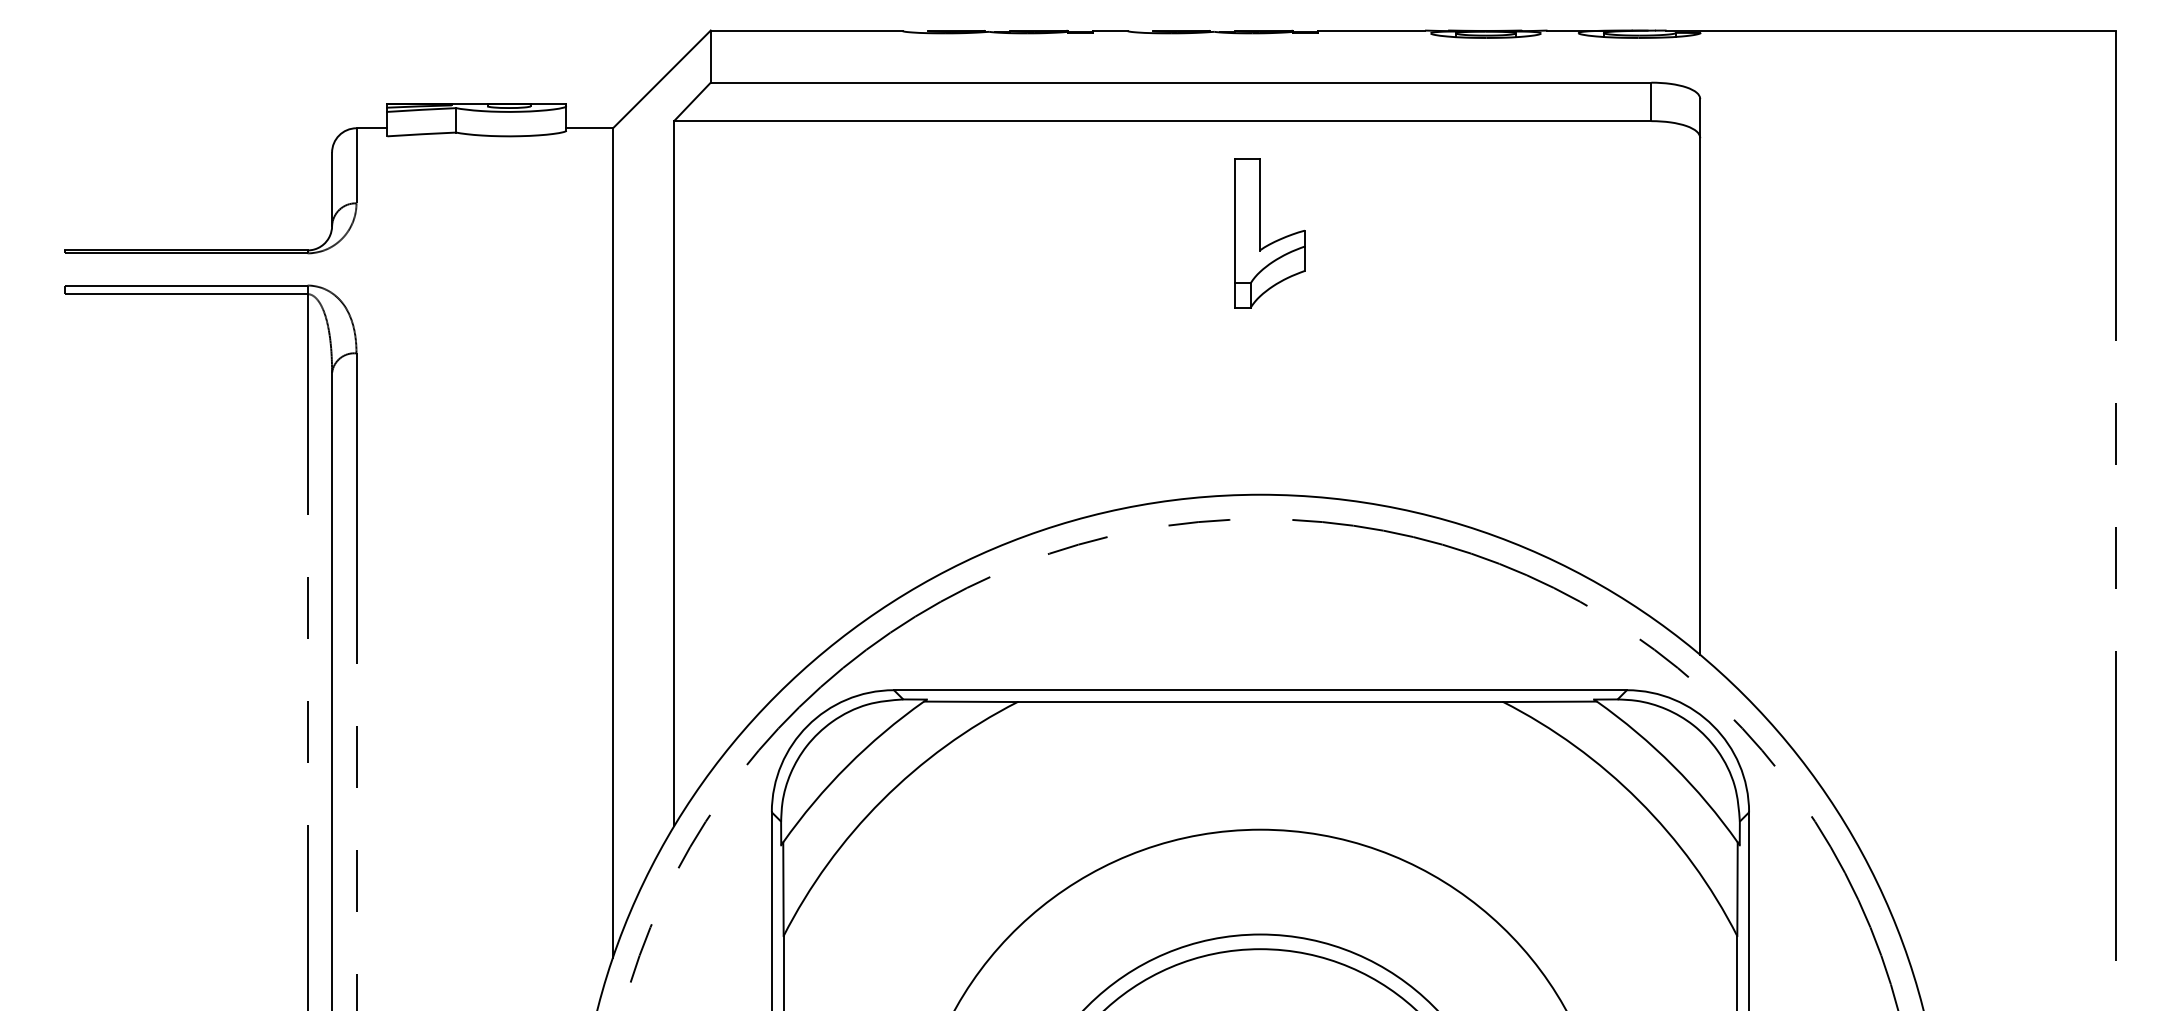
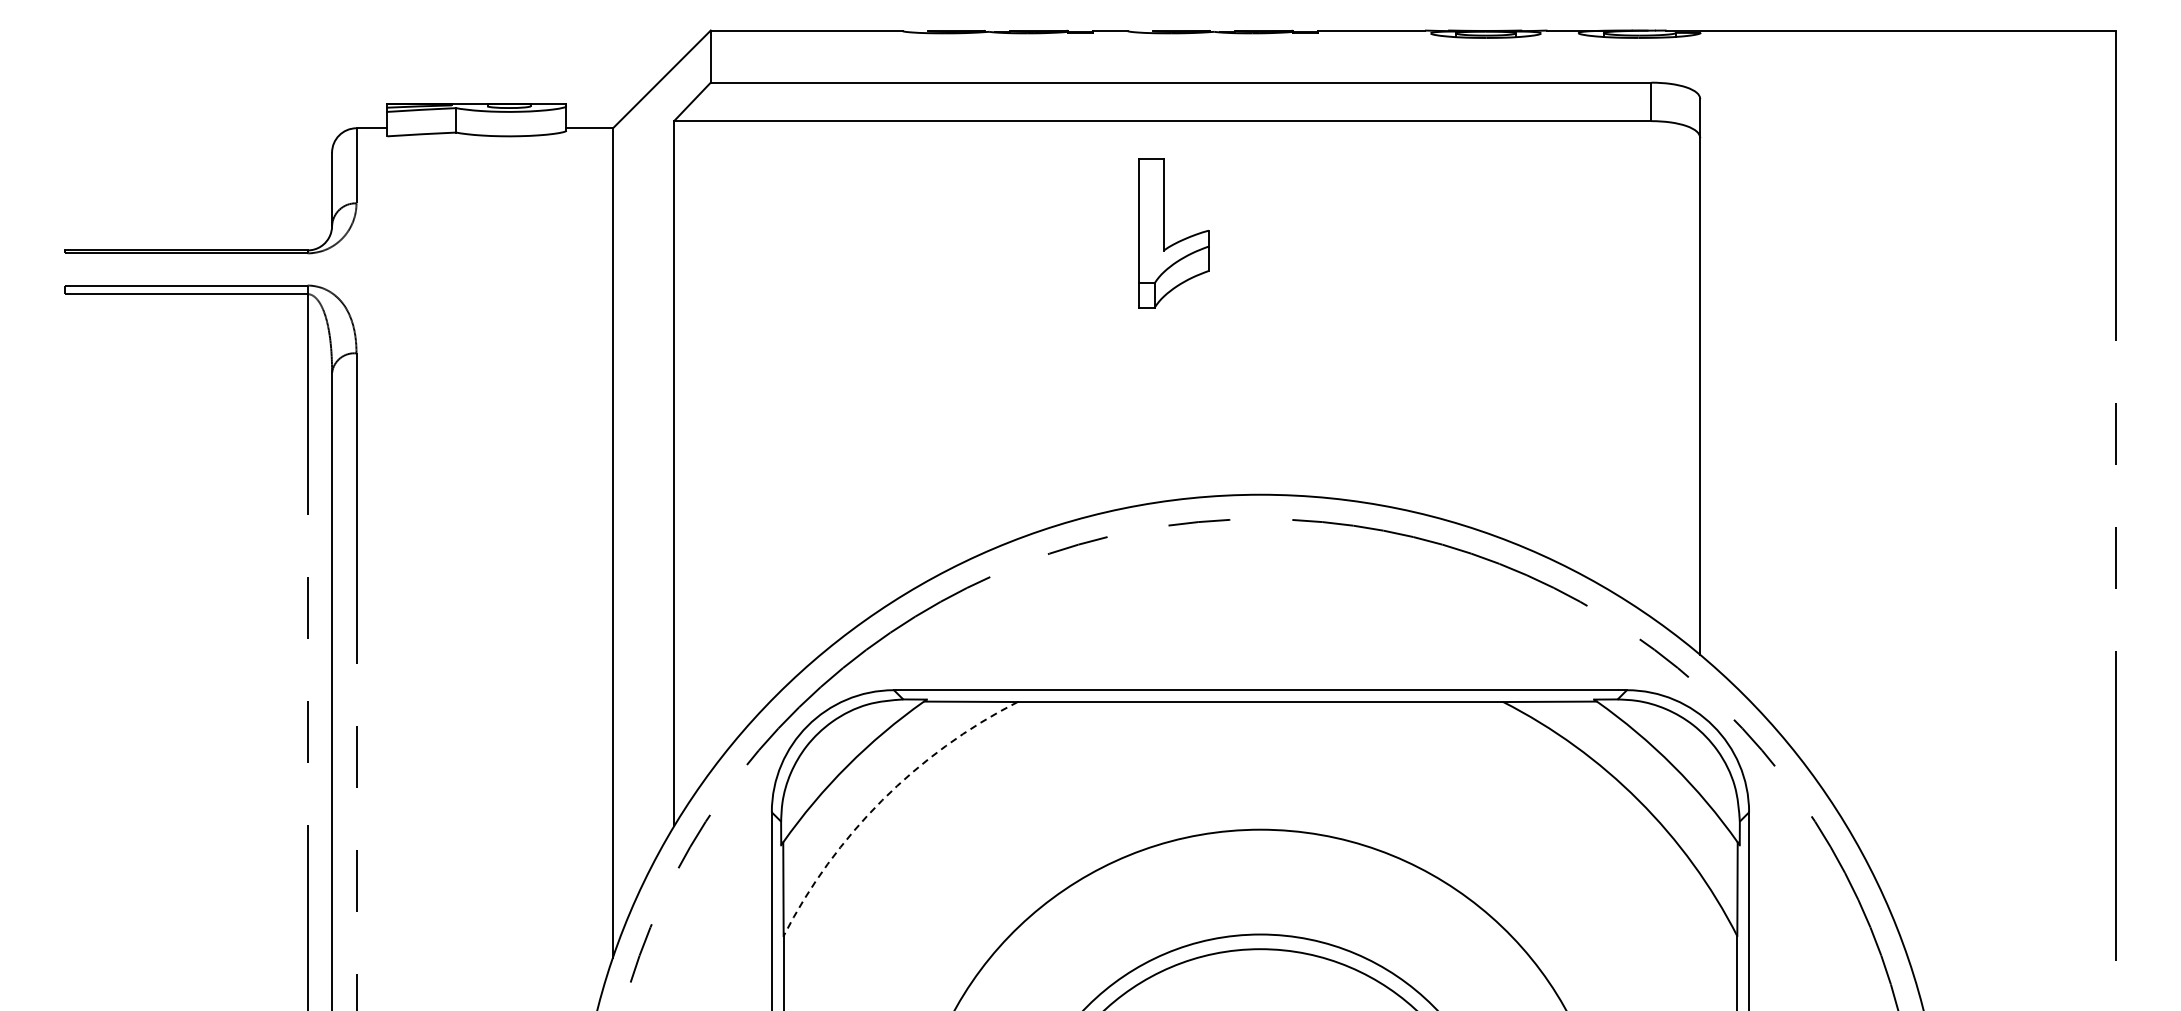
part position: (1273, 241) -> (1177, 241) (1177, 241)
arc: solid -> dashed (882, 800)
